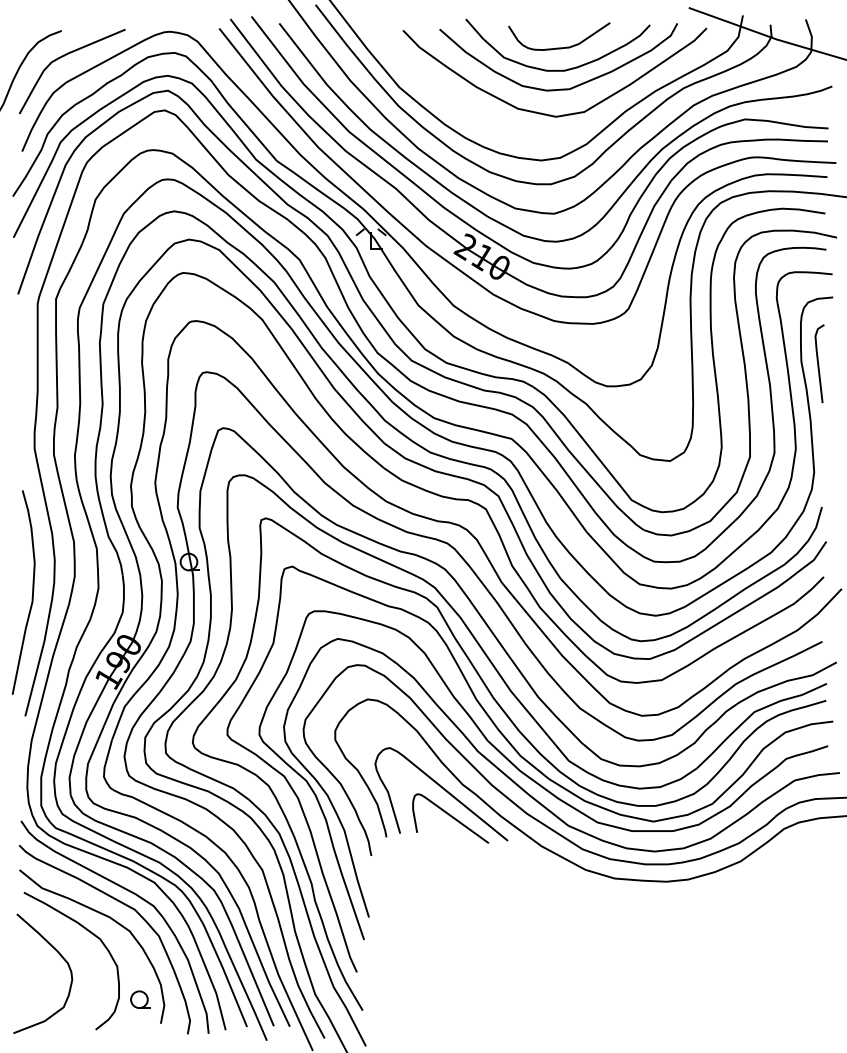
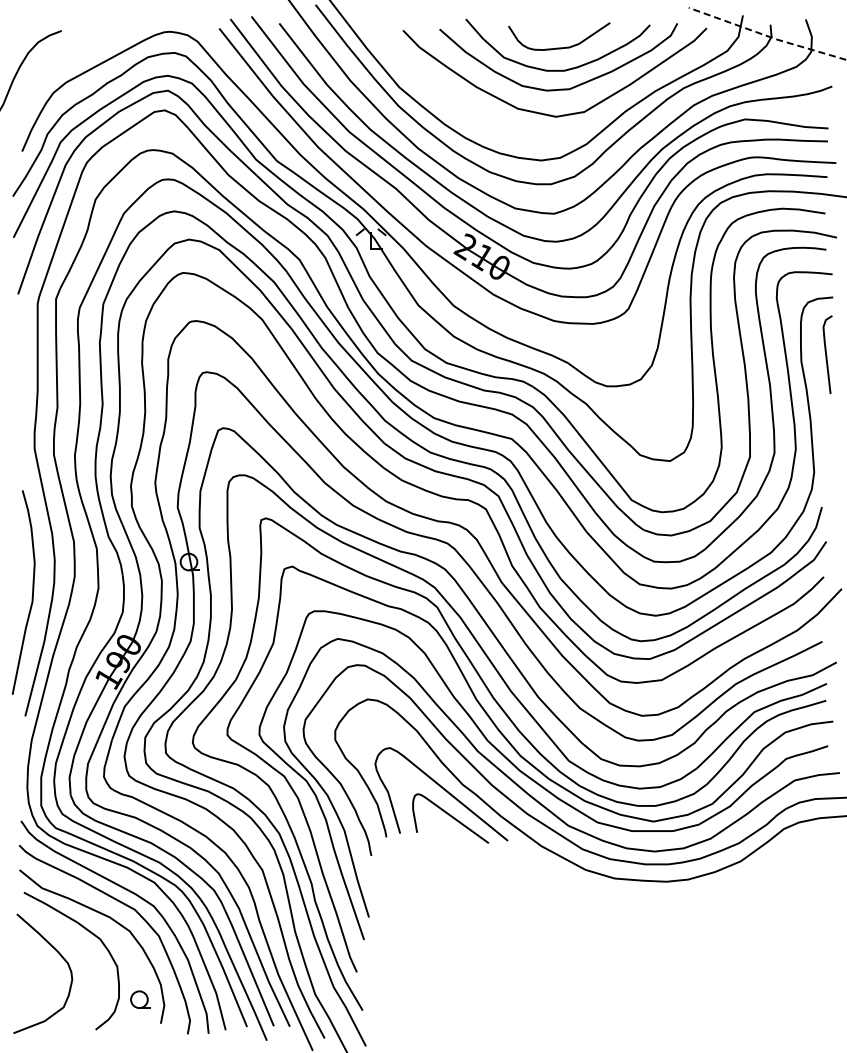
line: solid -> dashed (767, 36)
curve: present -> none (64, 56)
line position: (818, 363) -> (826, 354) (826, 354)
